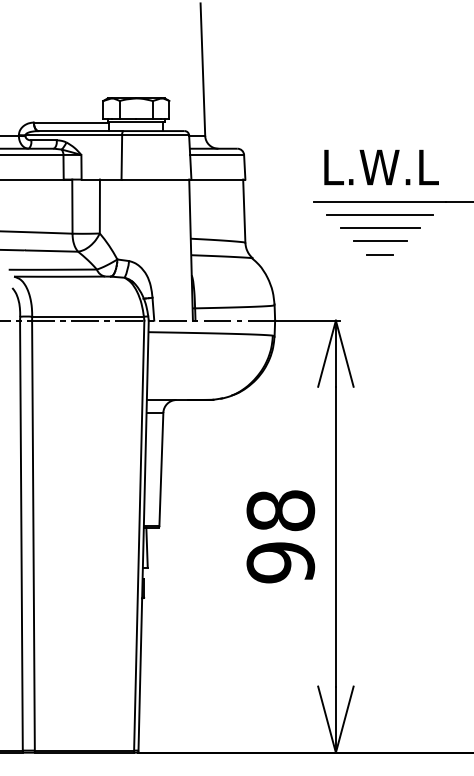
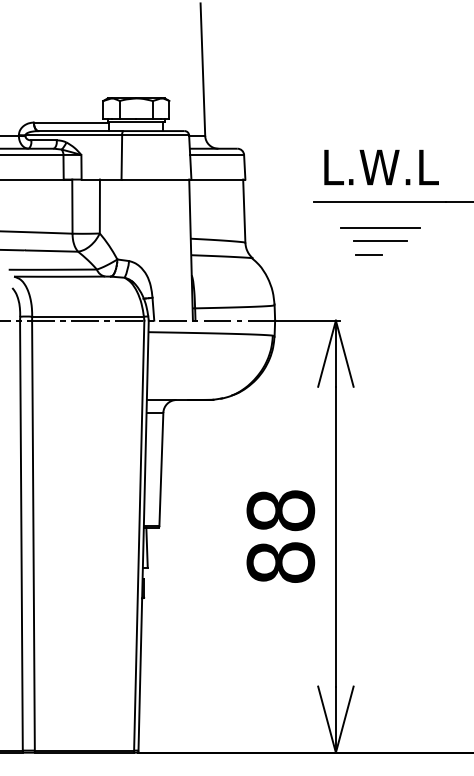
line: present -> none (380, 214)
line position: (379, 254) -> (368, 254) (368, 254)
text: 98 -> 88 (280, 562)
